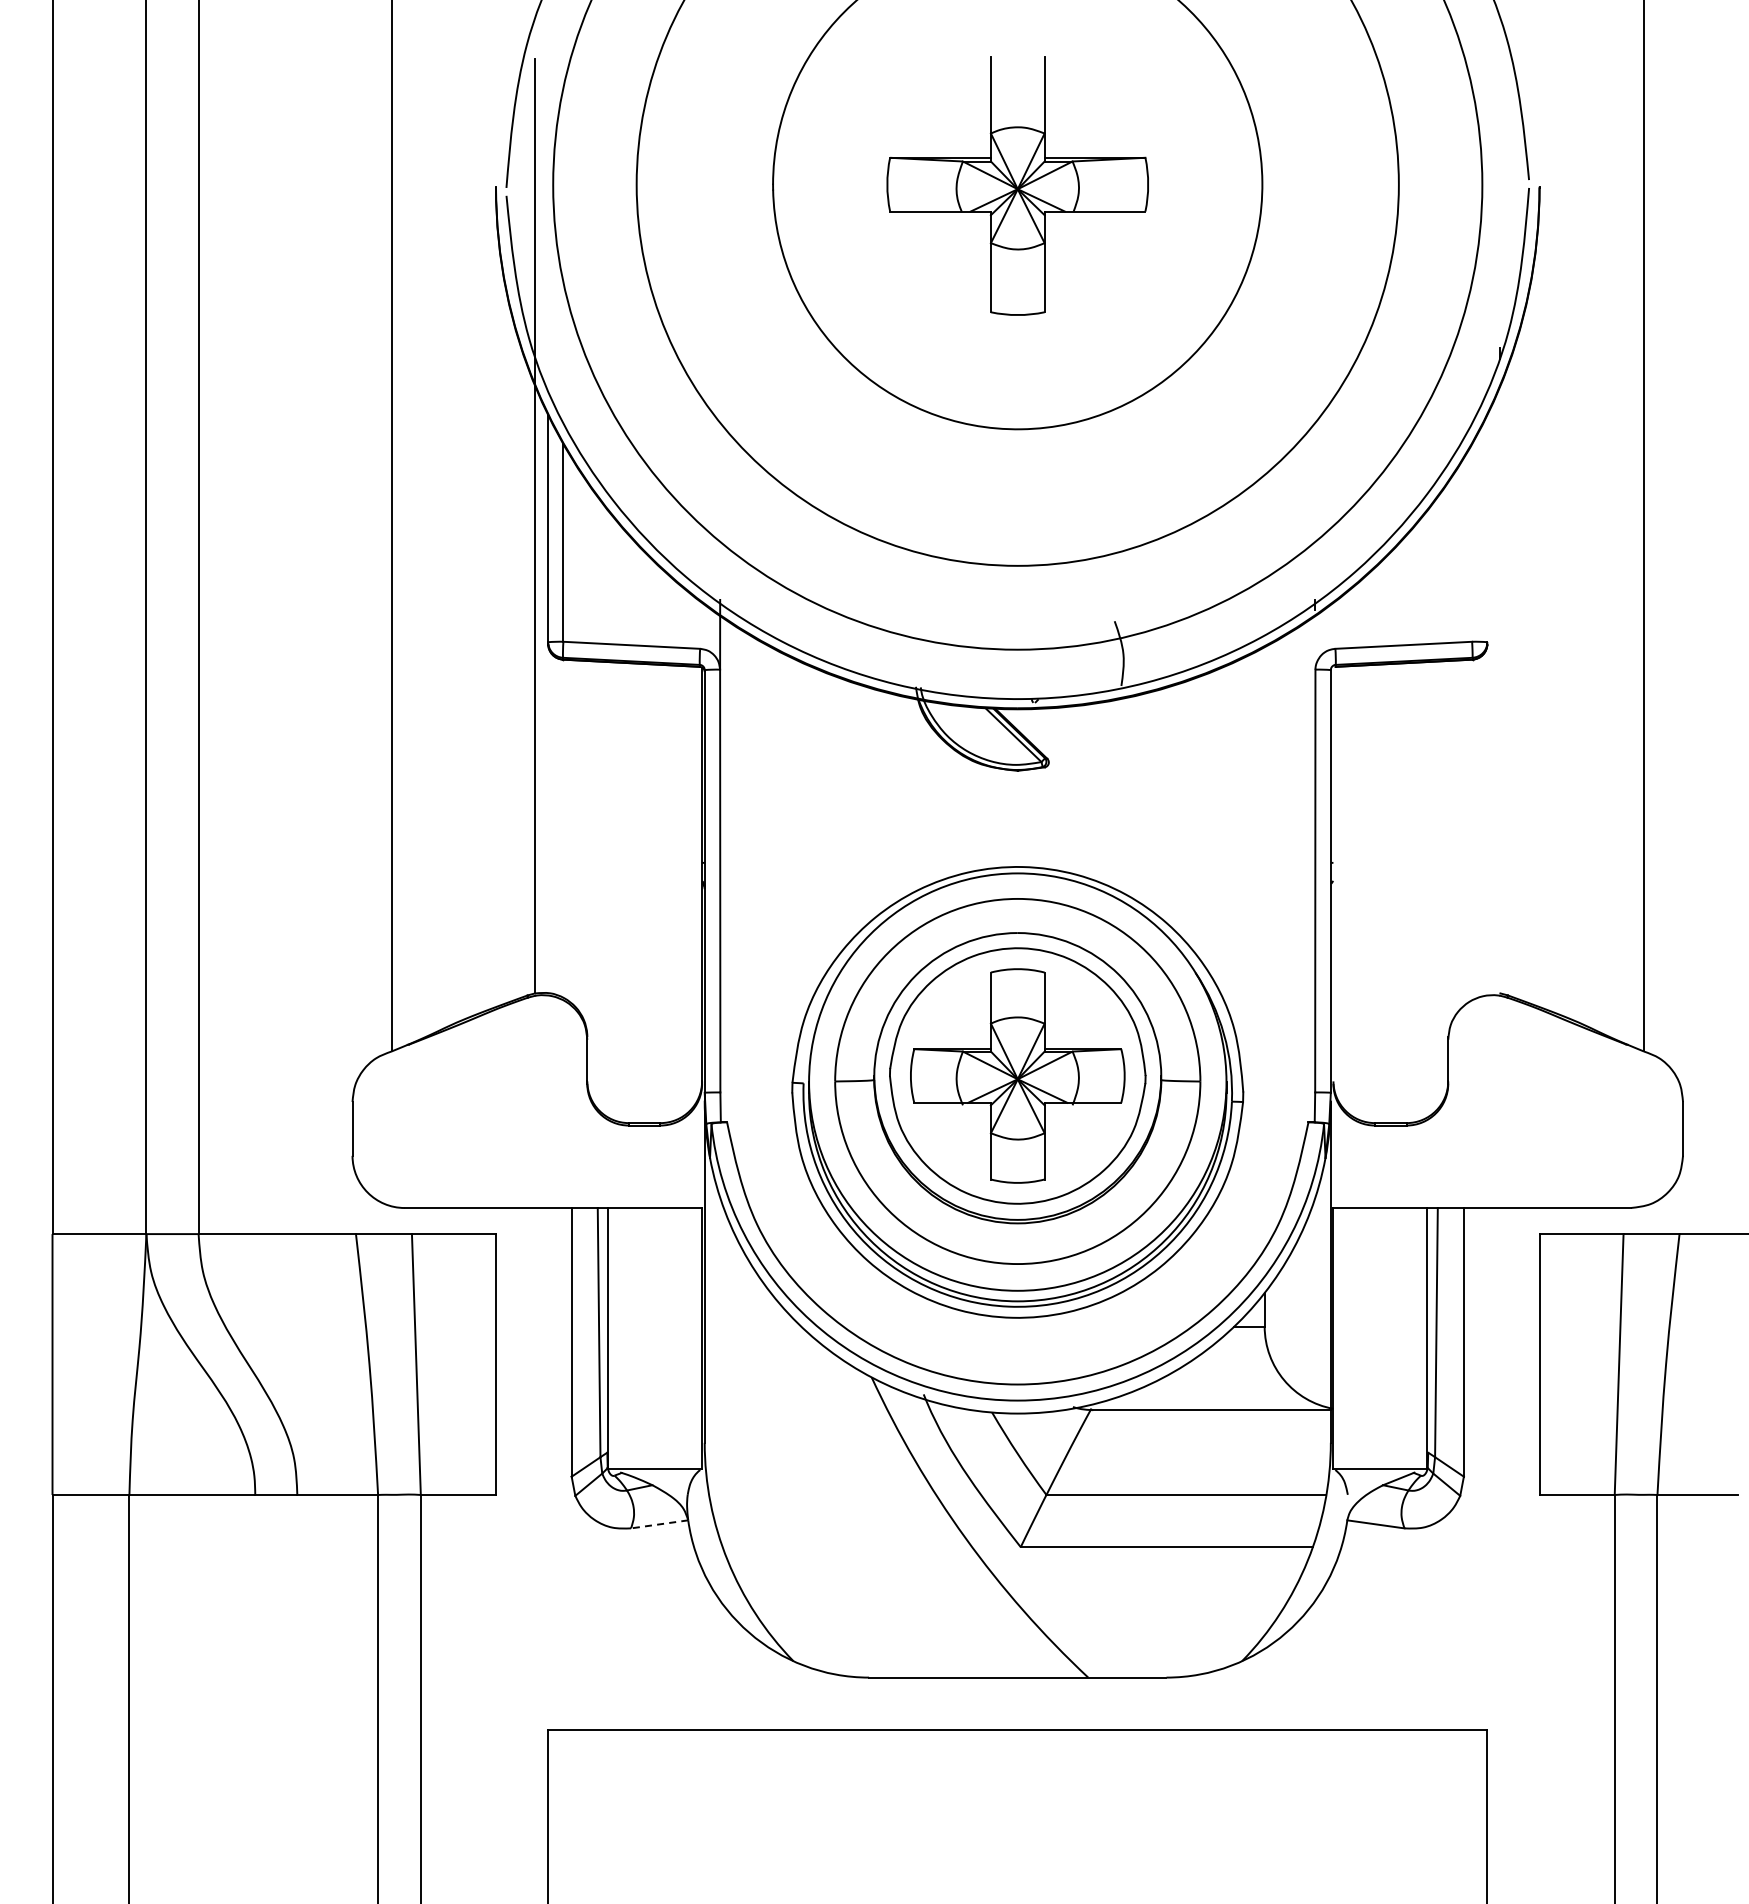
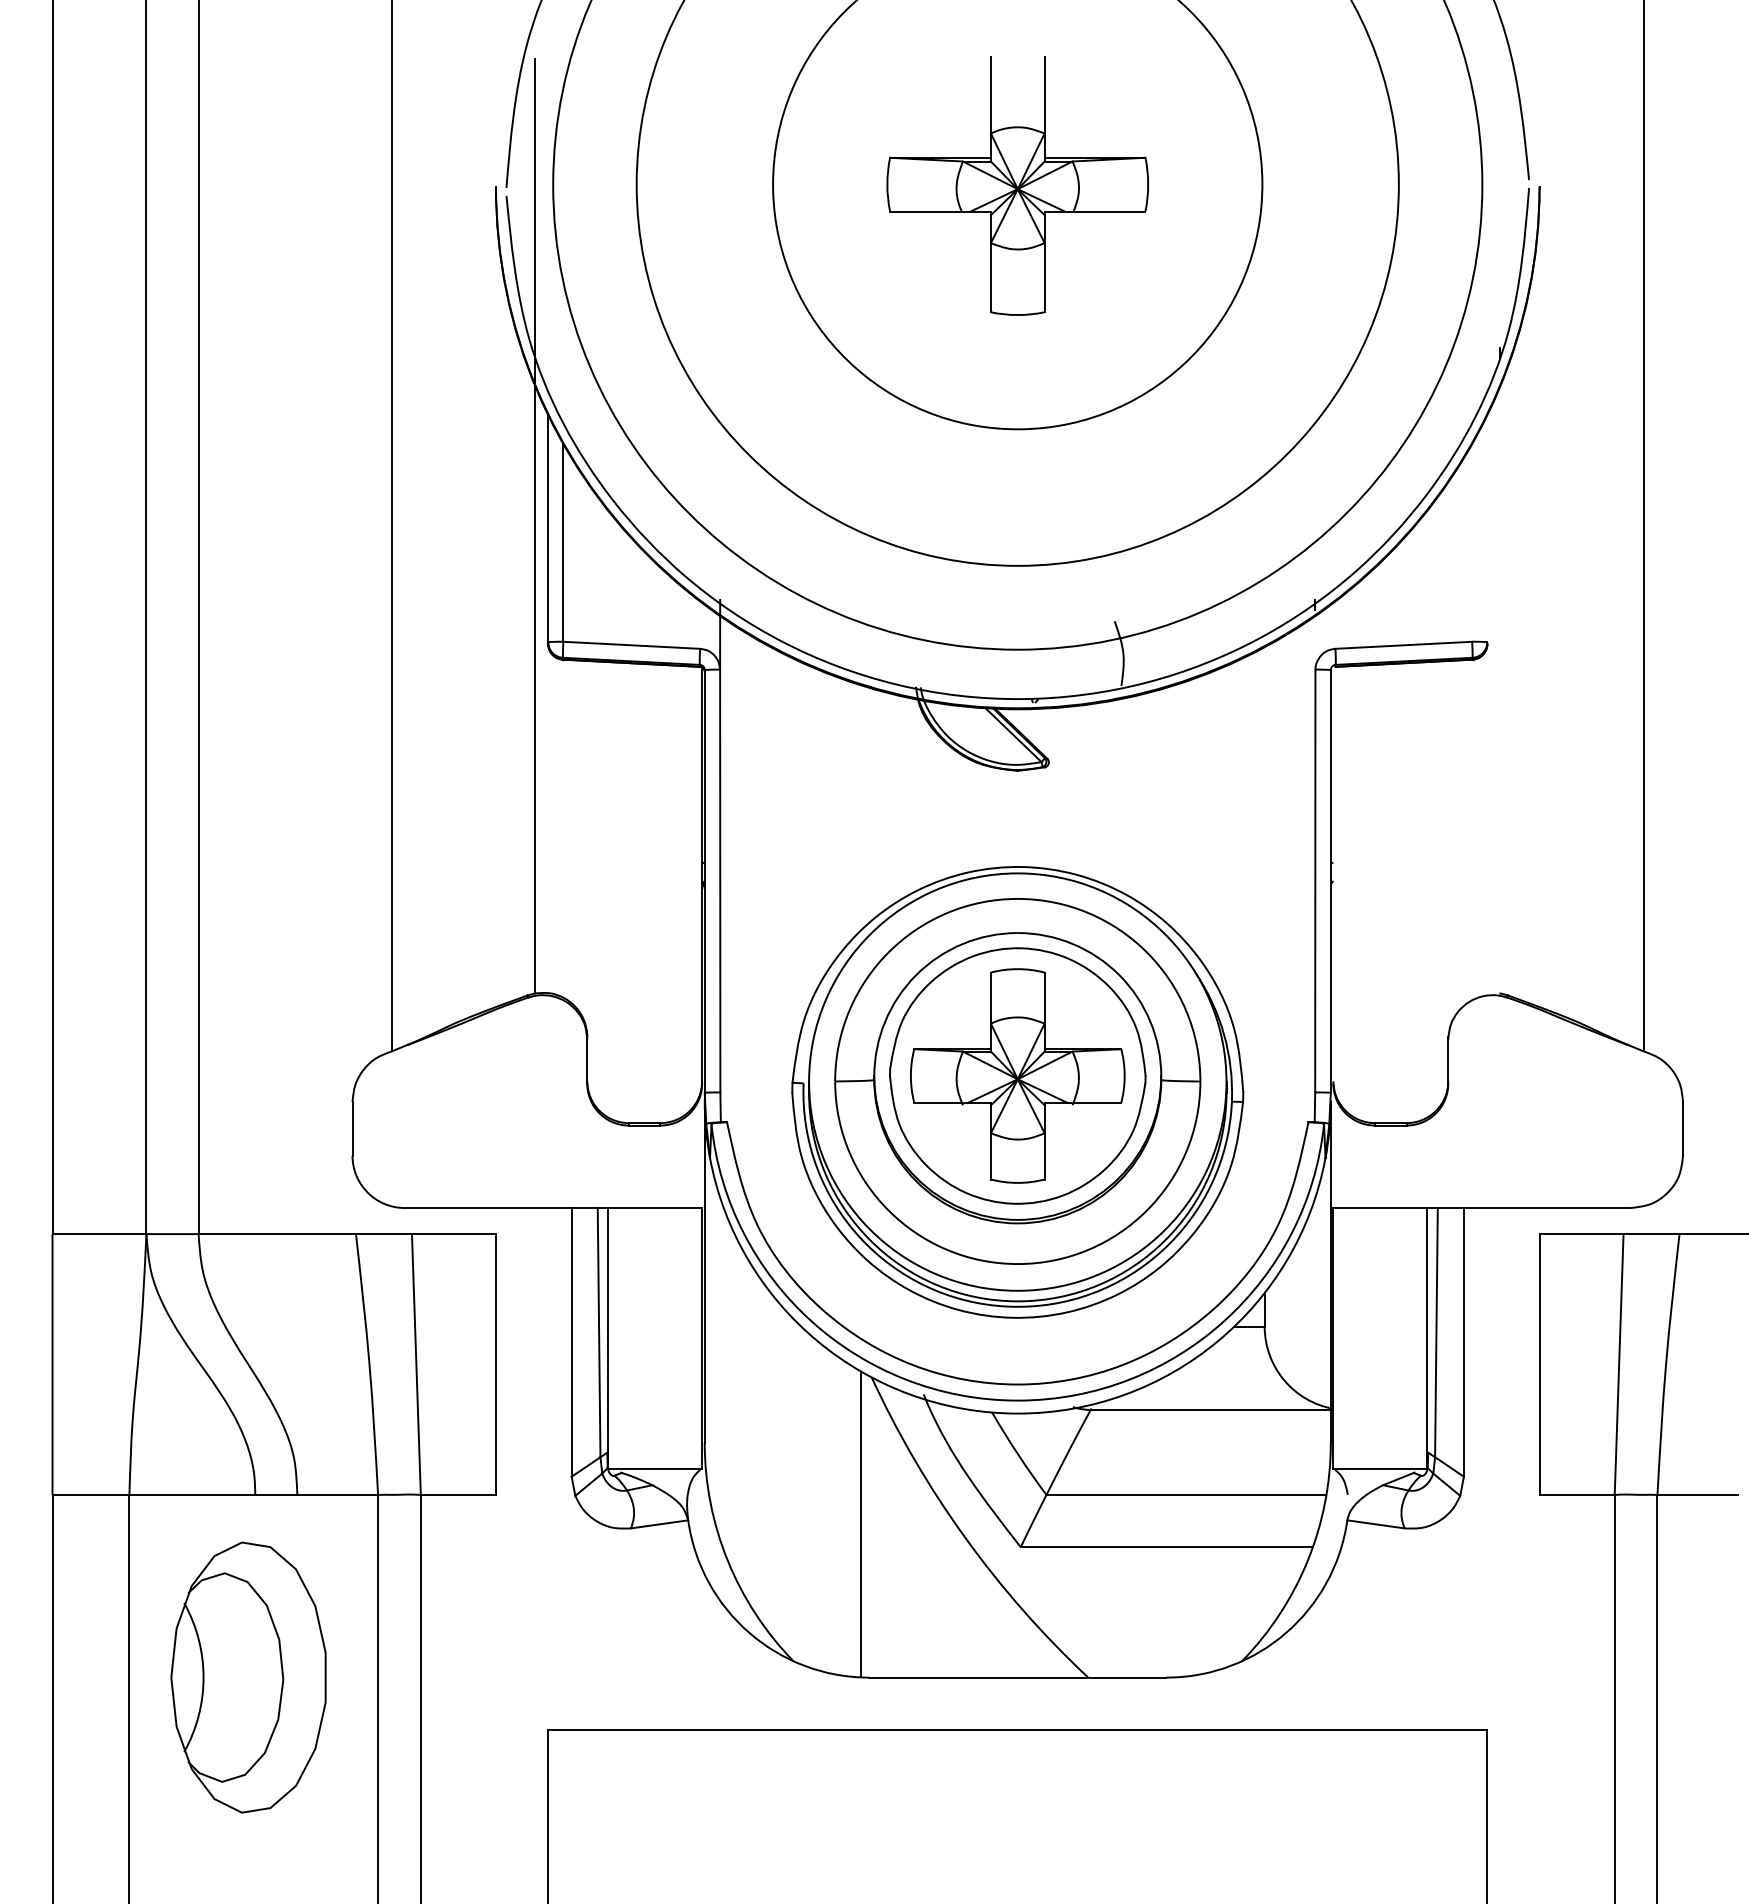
line: dashed -> solid (659, 1524)
line: none -> present (861, 1524)
part: none -> present (248, 1677)
